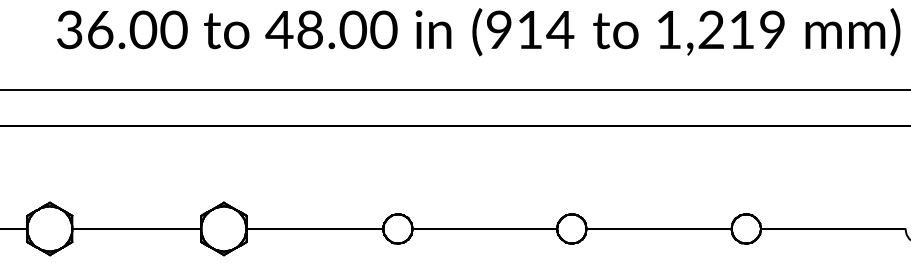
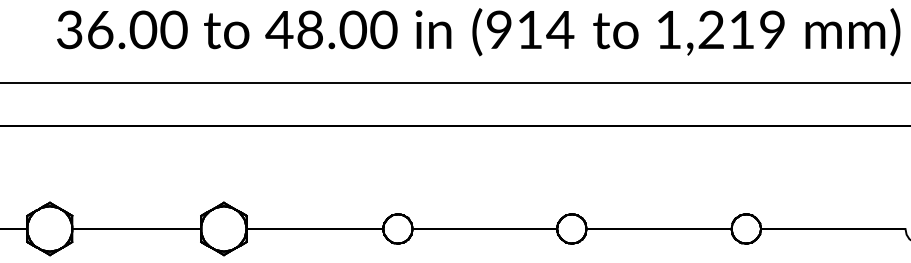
line position: (454, 89) -> (454, 82) (454, 82)
